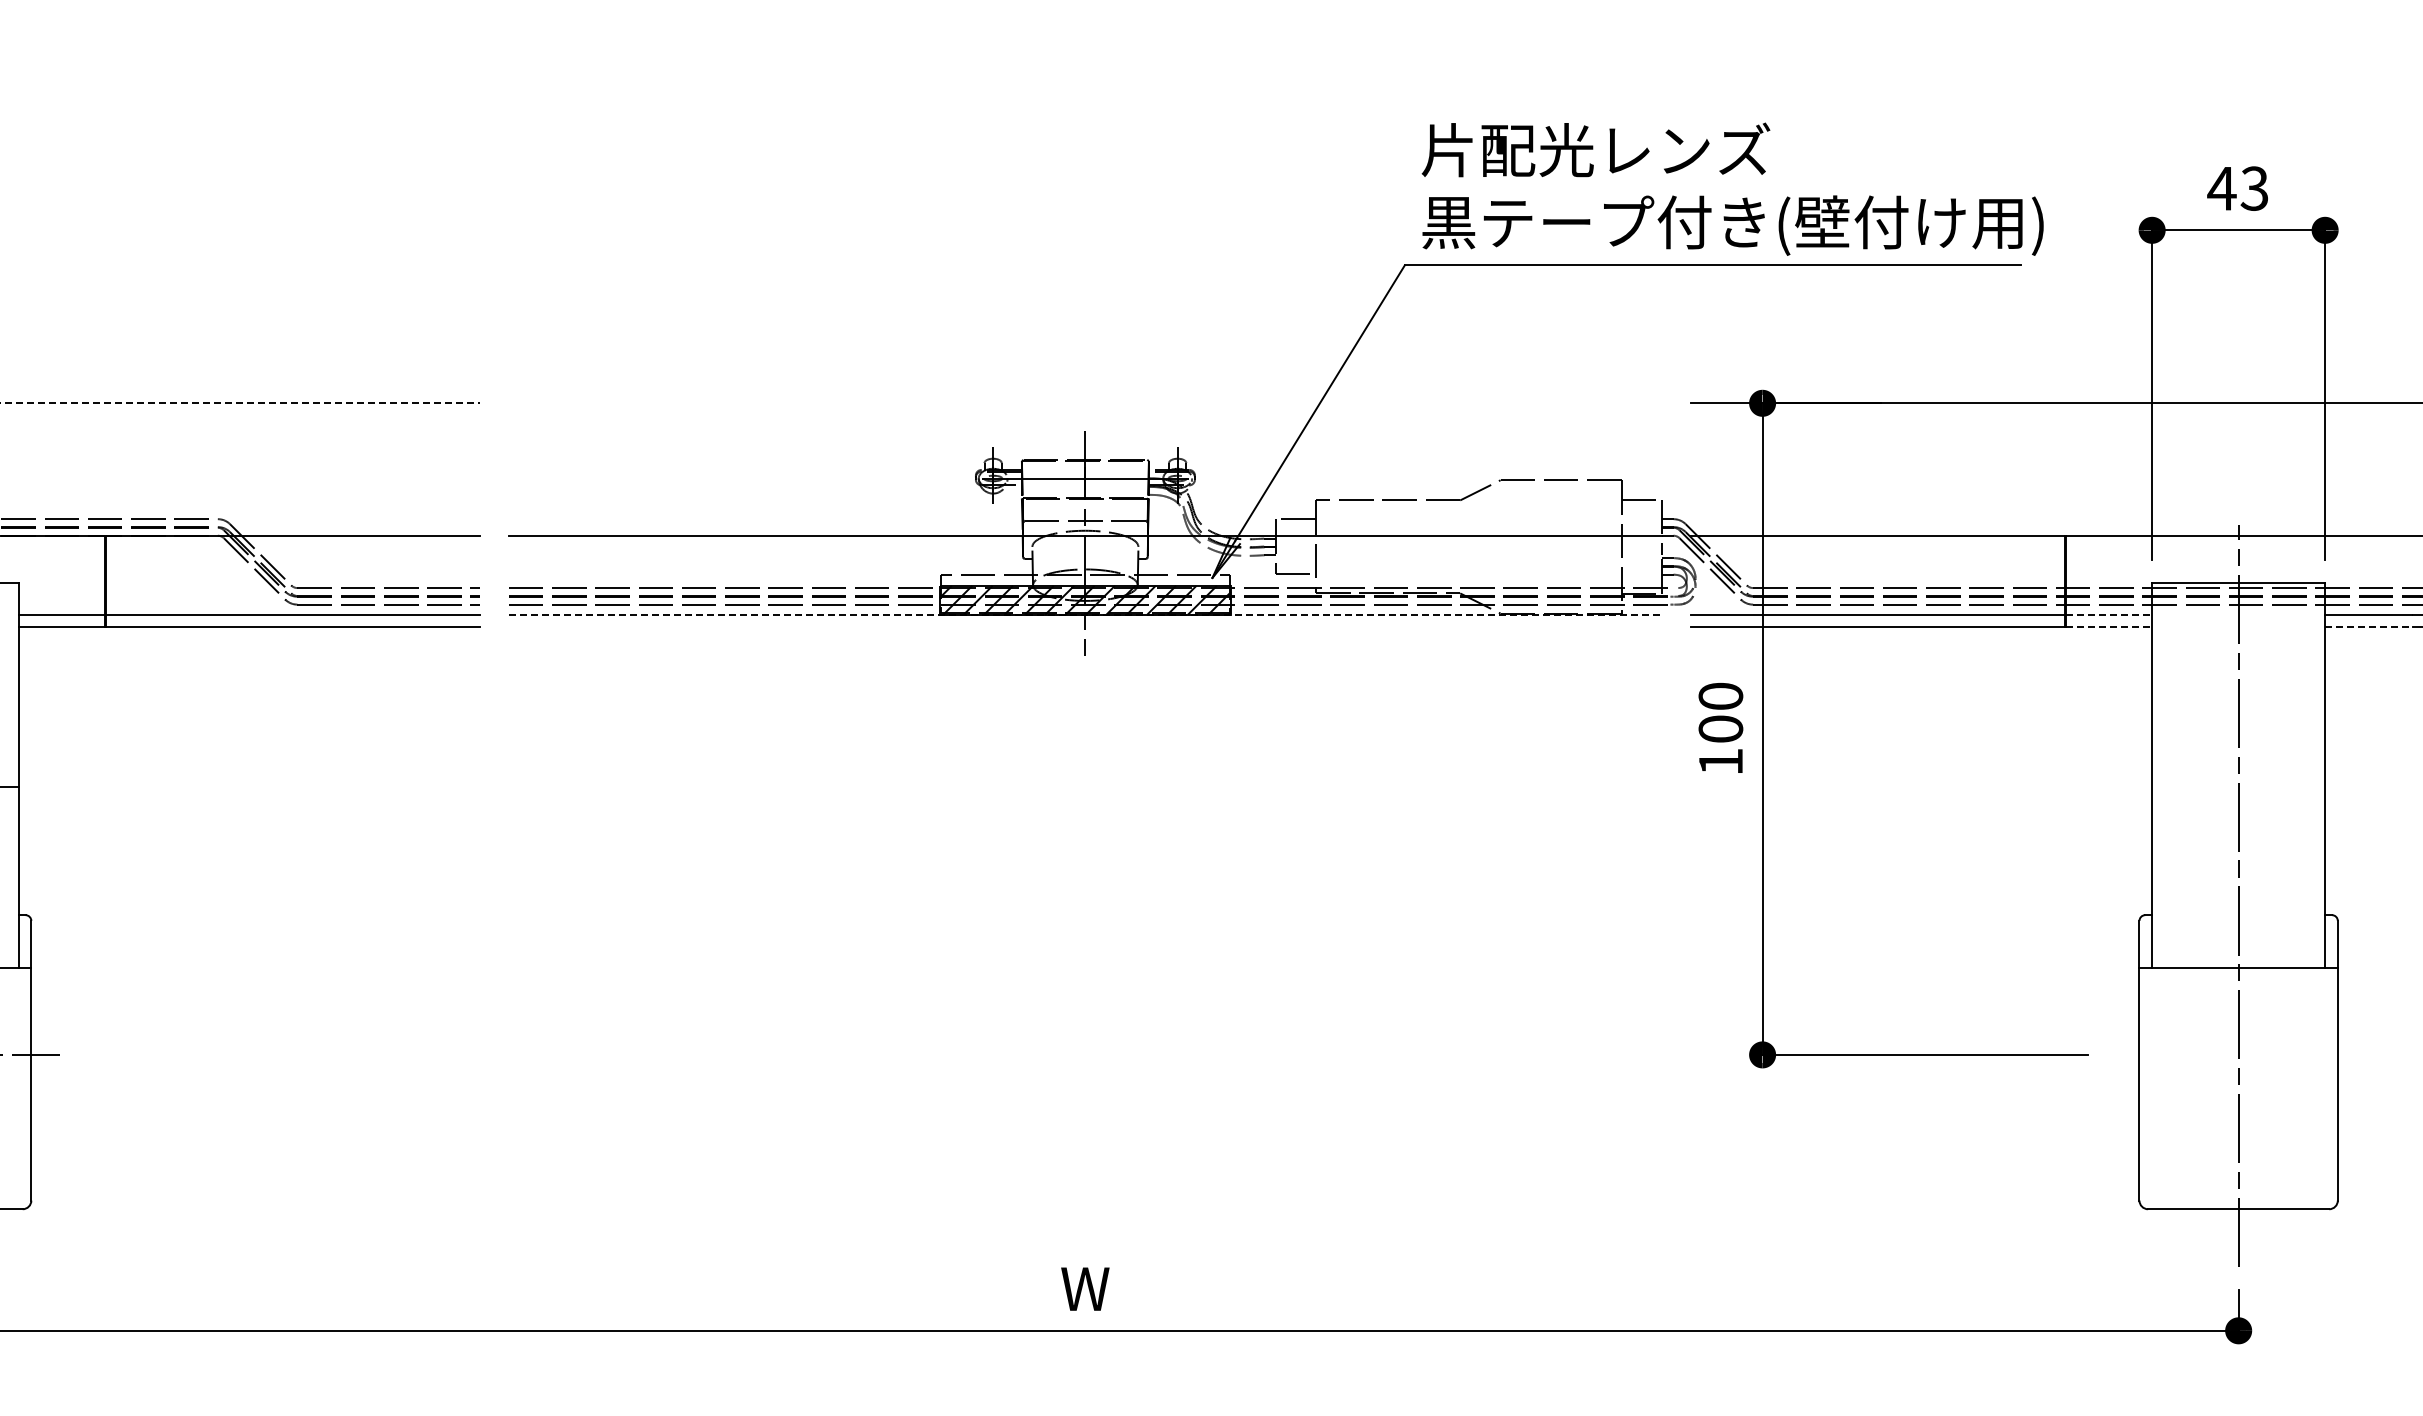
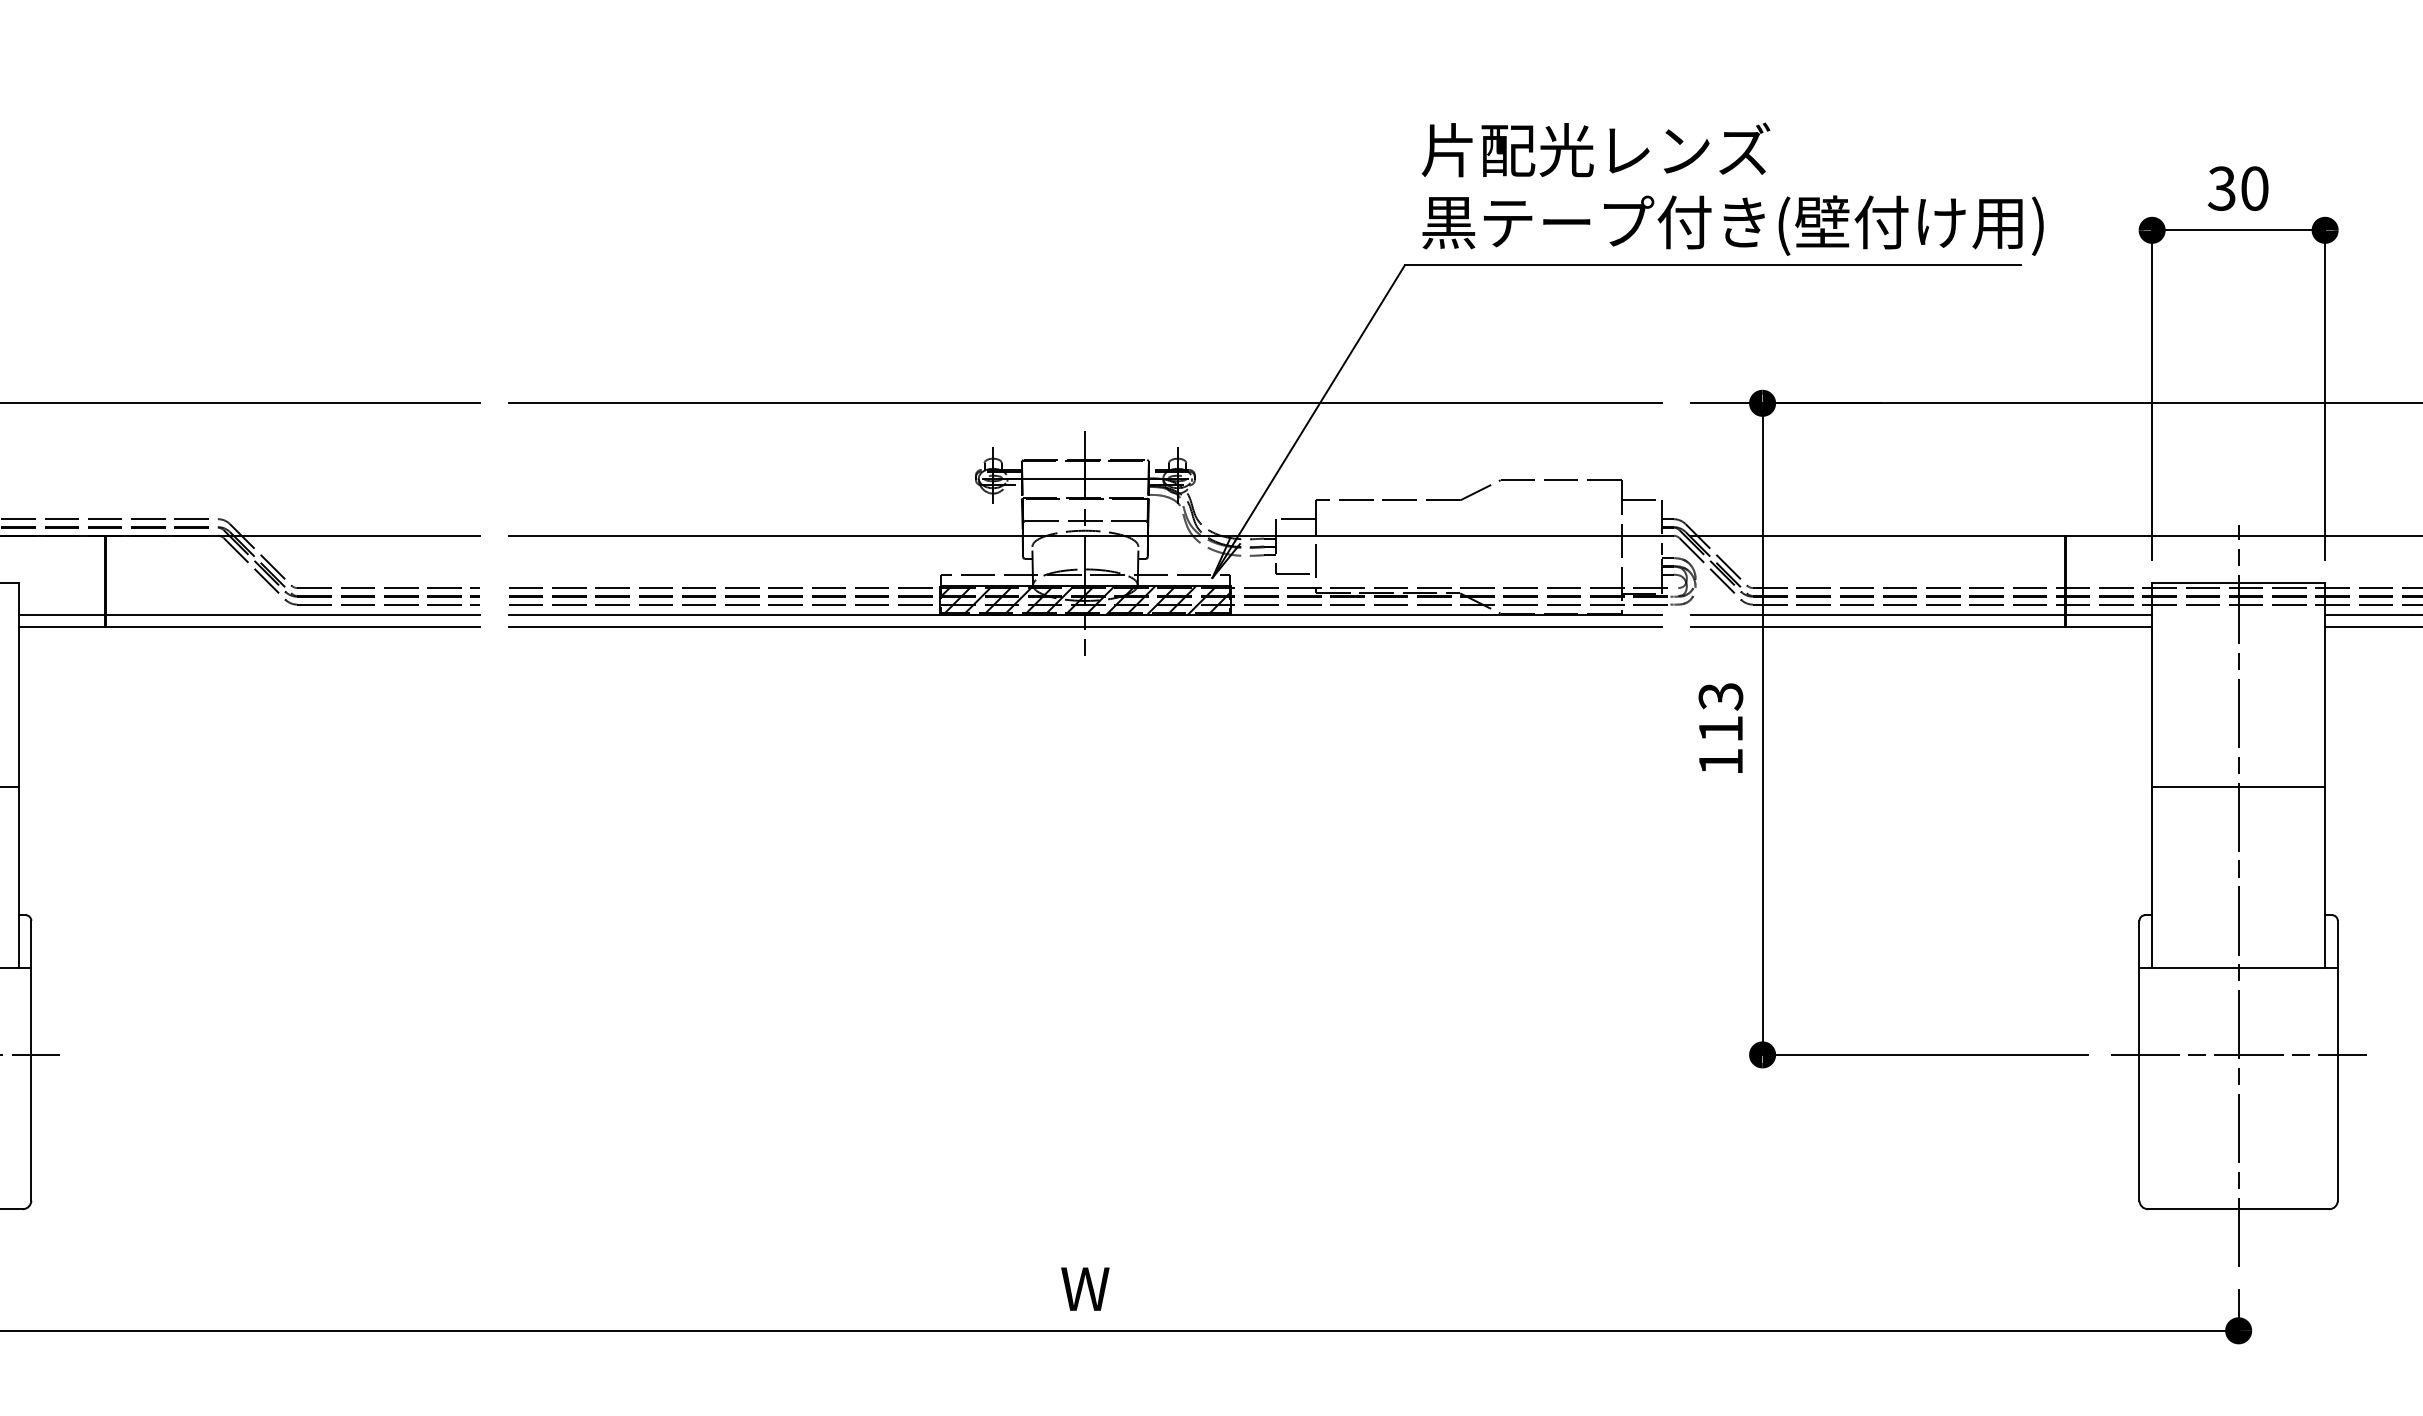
text: 43 -> 30 (2237, 188)
line: dashed -> solid (240, 403)
line: none -> present (1085, 403)
line: dashed -> solid (1085, 614)
line: dashed -> solid (2109, 614)
line: none -> present (1085, 627)
line: dashed -> solid (2109, 627)
line: dashed -> solid (2368, 627)
text: 100 -> 113 (1720, 712)
line: none -> present (2238, 787)
line: none -> present (2238, 1054)
